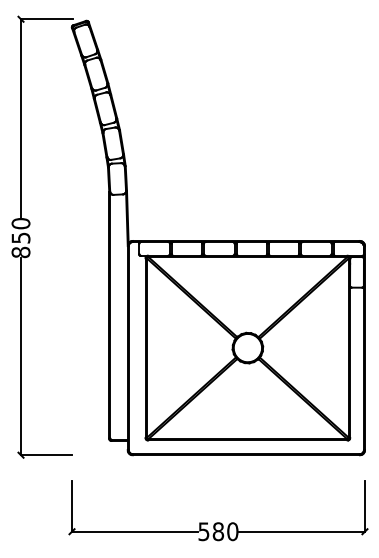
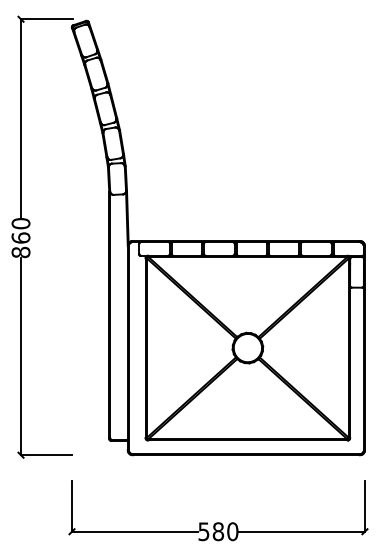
text: 850 -> 860 (20, 237)
